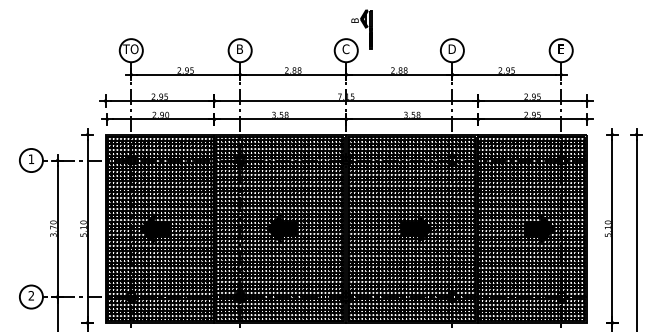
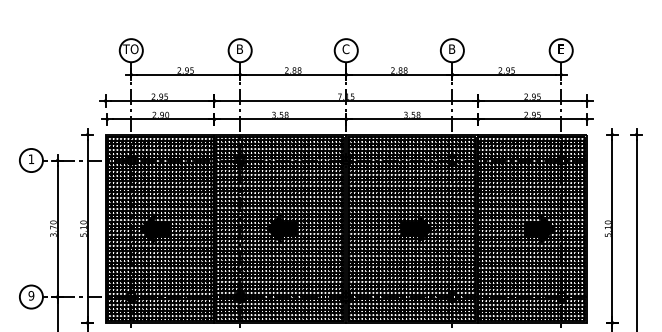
part: present -> none (361, 29)
text: D -> B (451, 48)
text: 2 -> 9 (31, 295)
